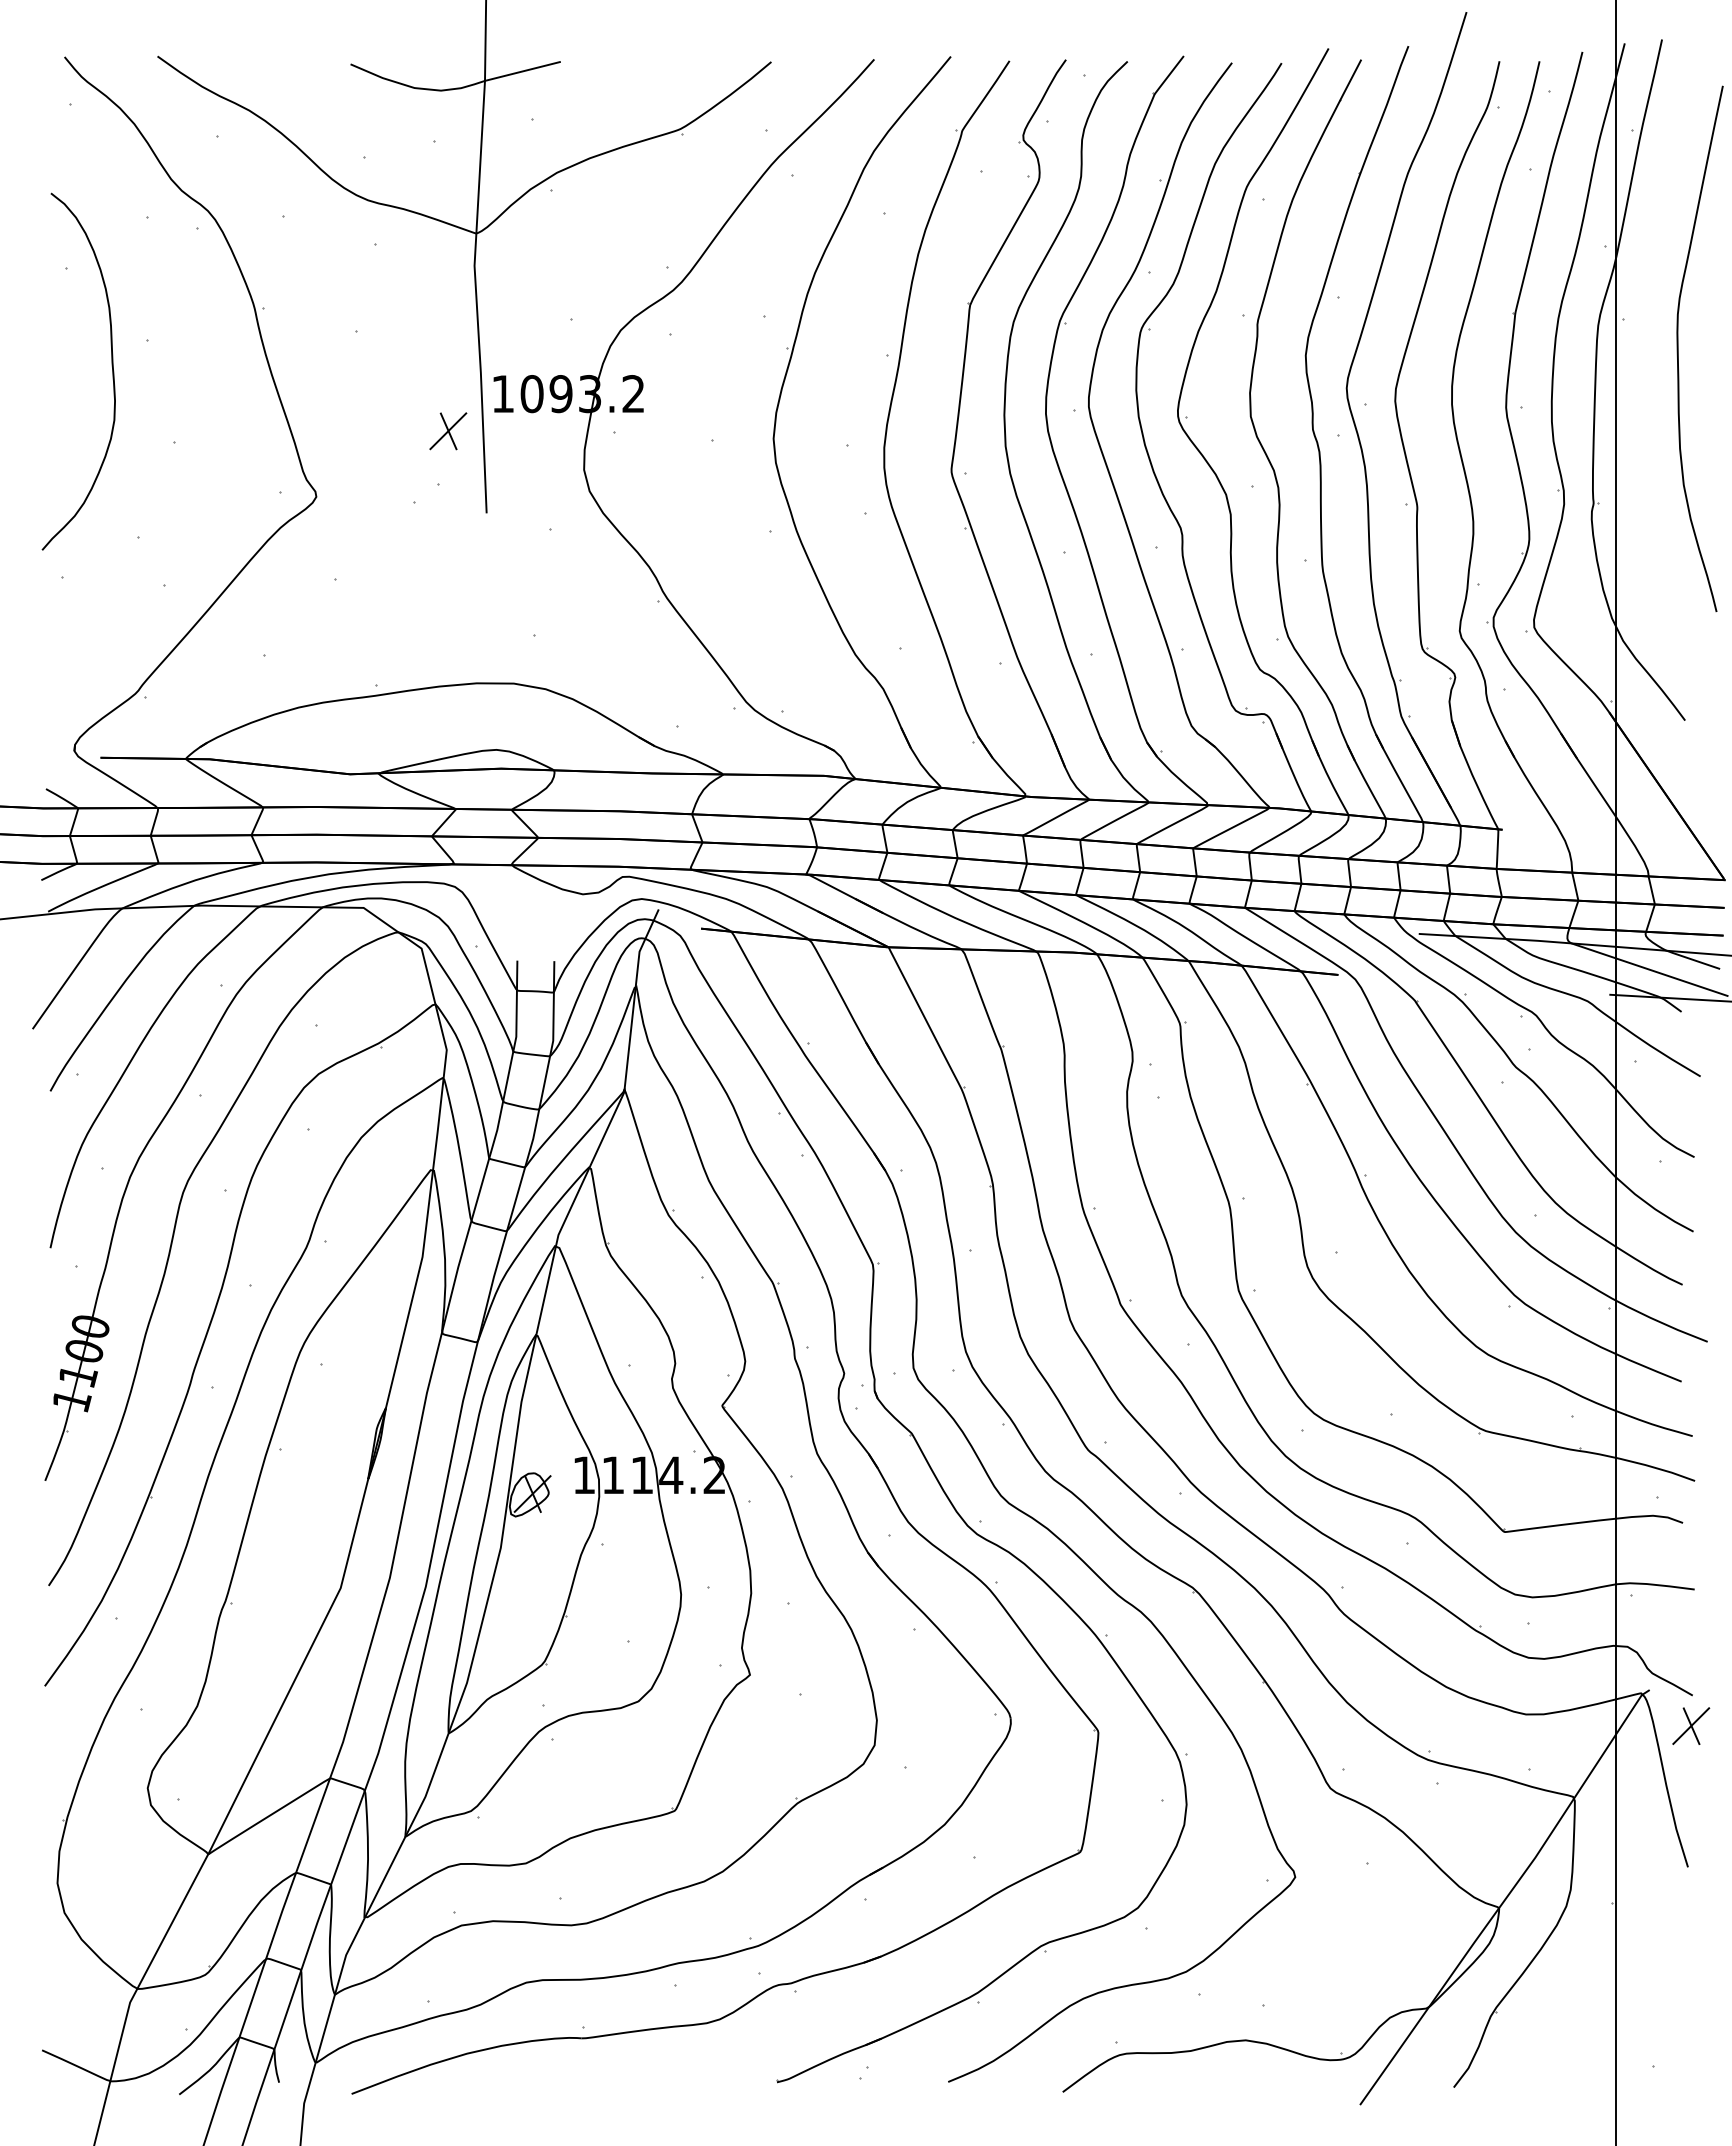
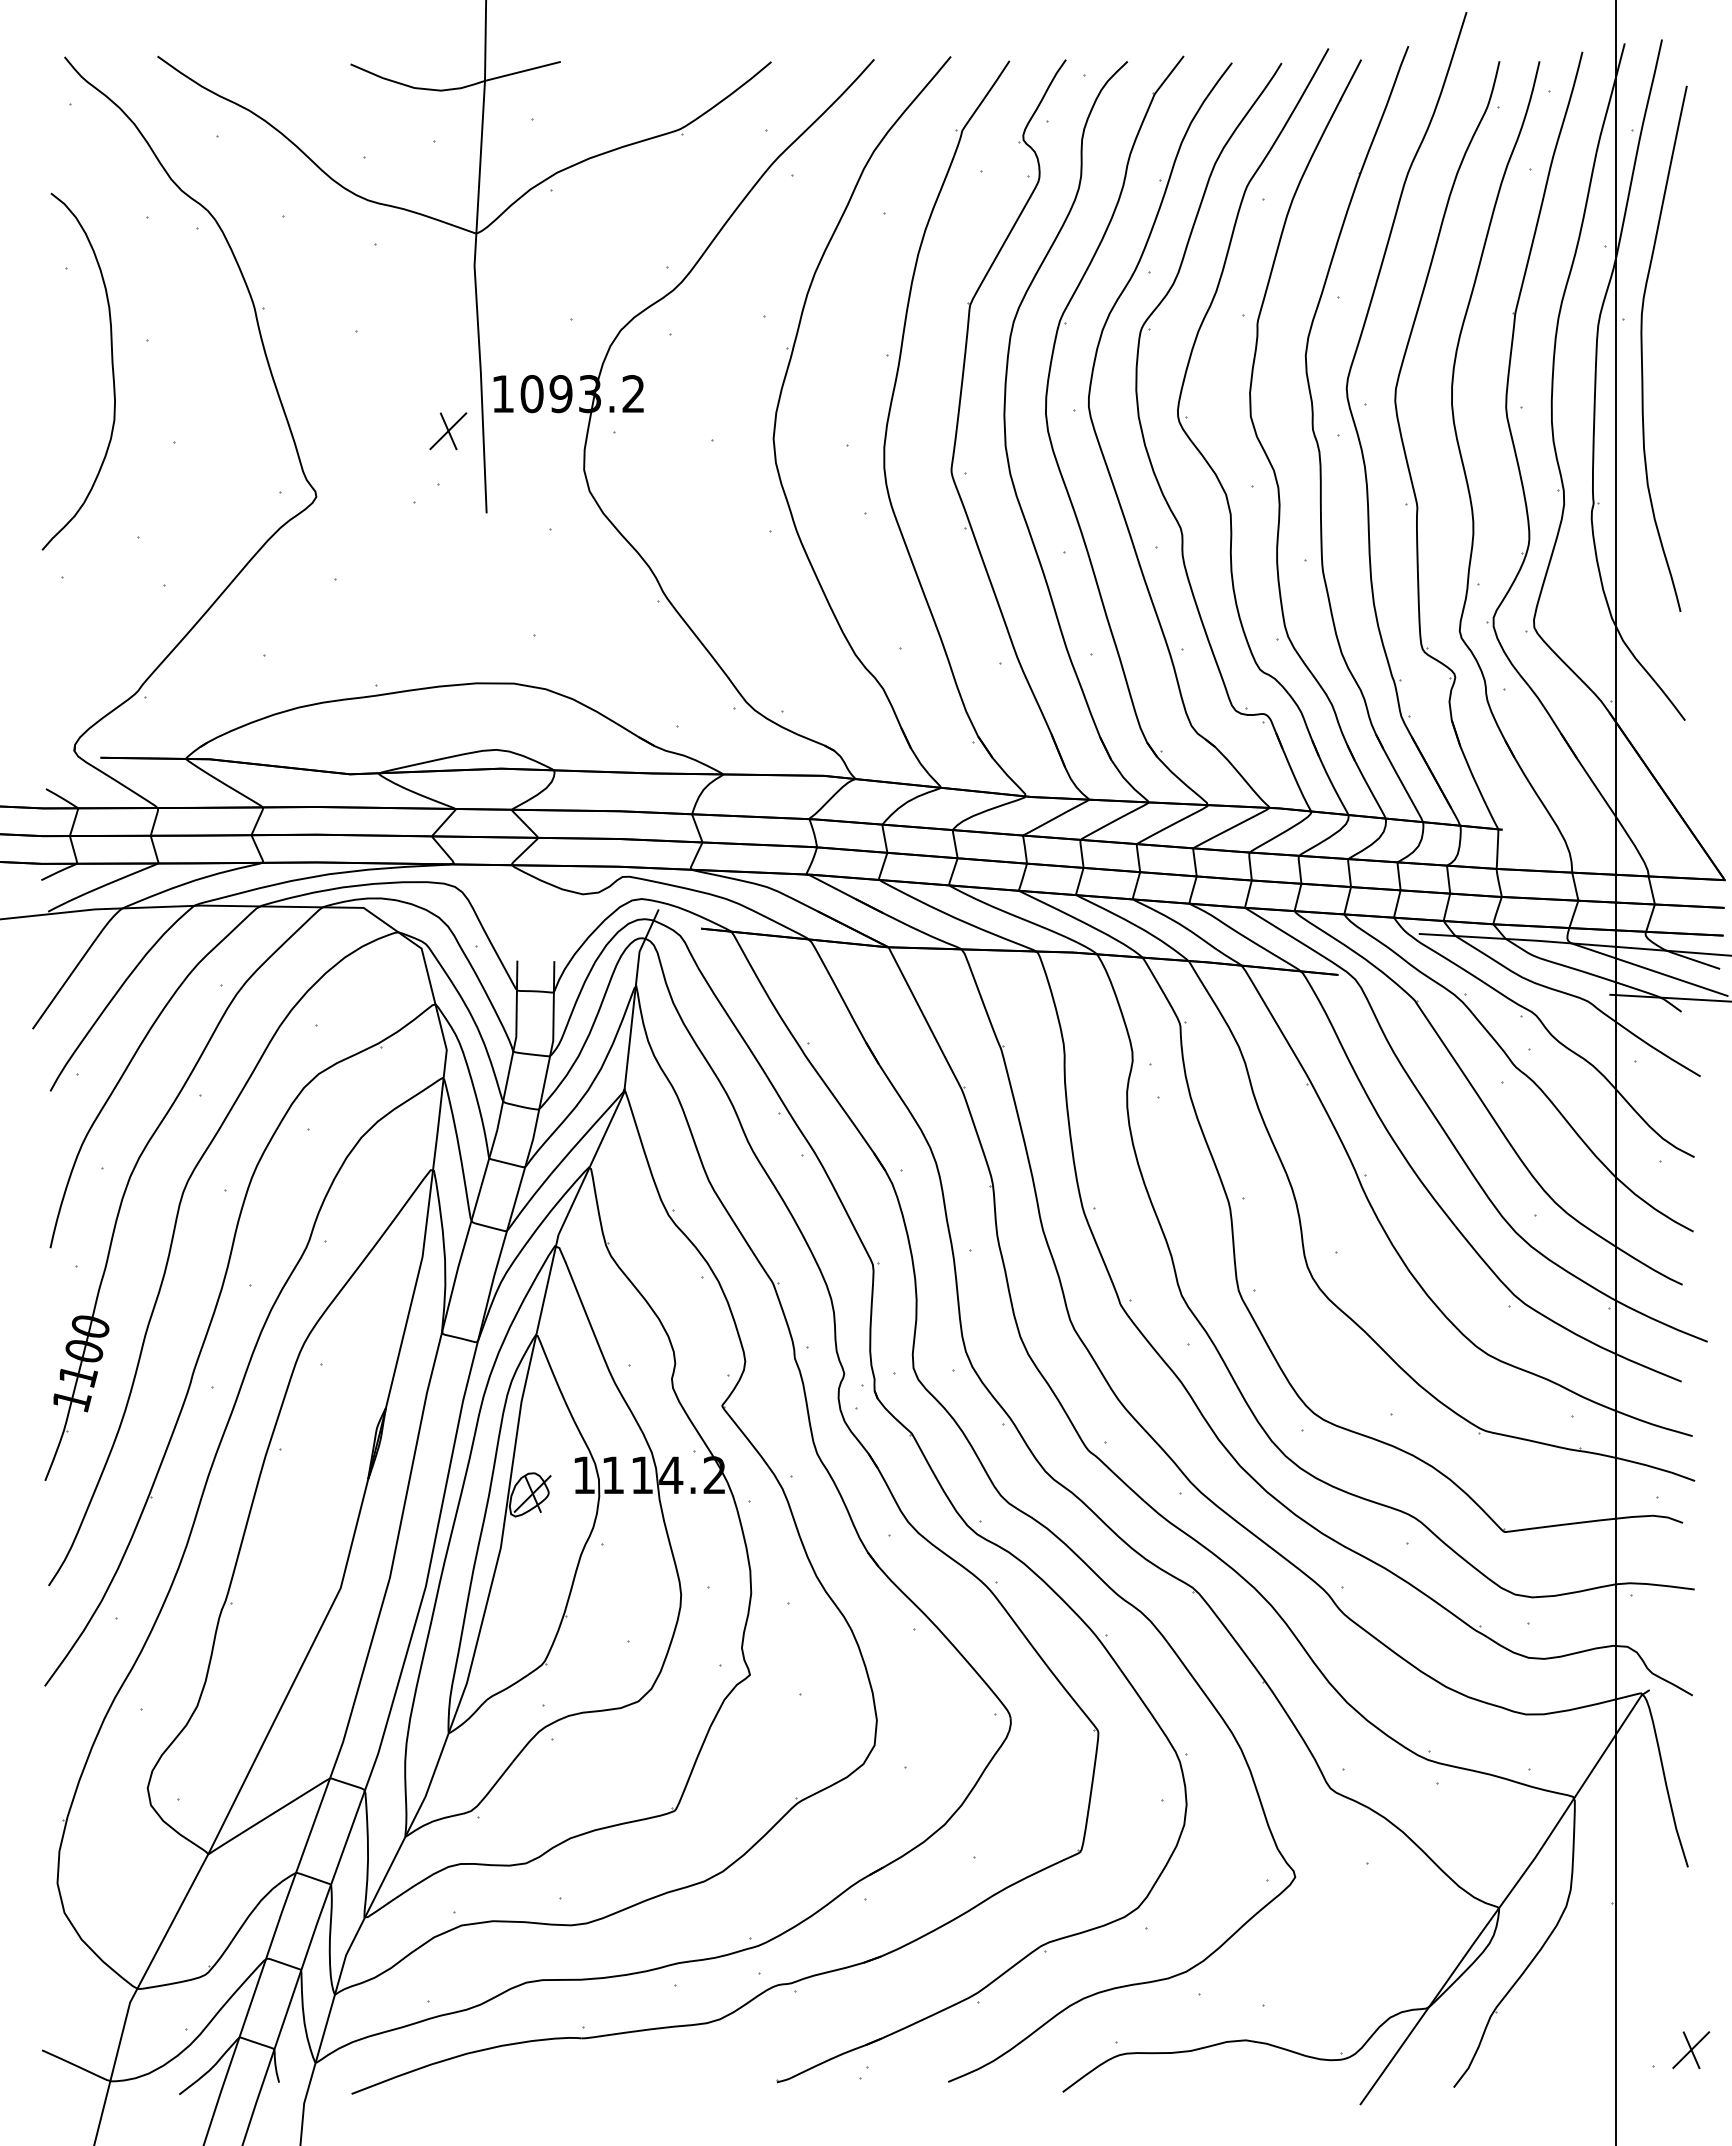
curve position: (1678, 348) -> (1642, 348) (1642, 348)
part position: (1691, 1725) -> (1691, 2049) (1691, 2049)
